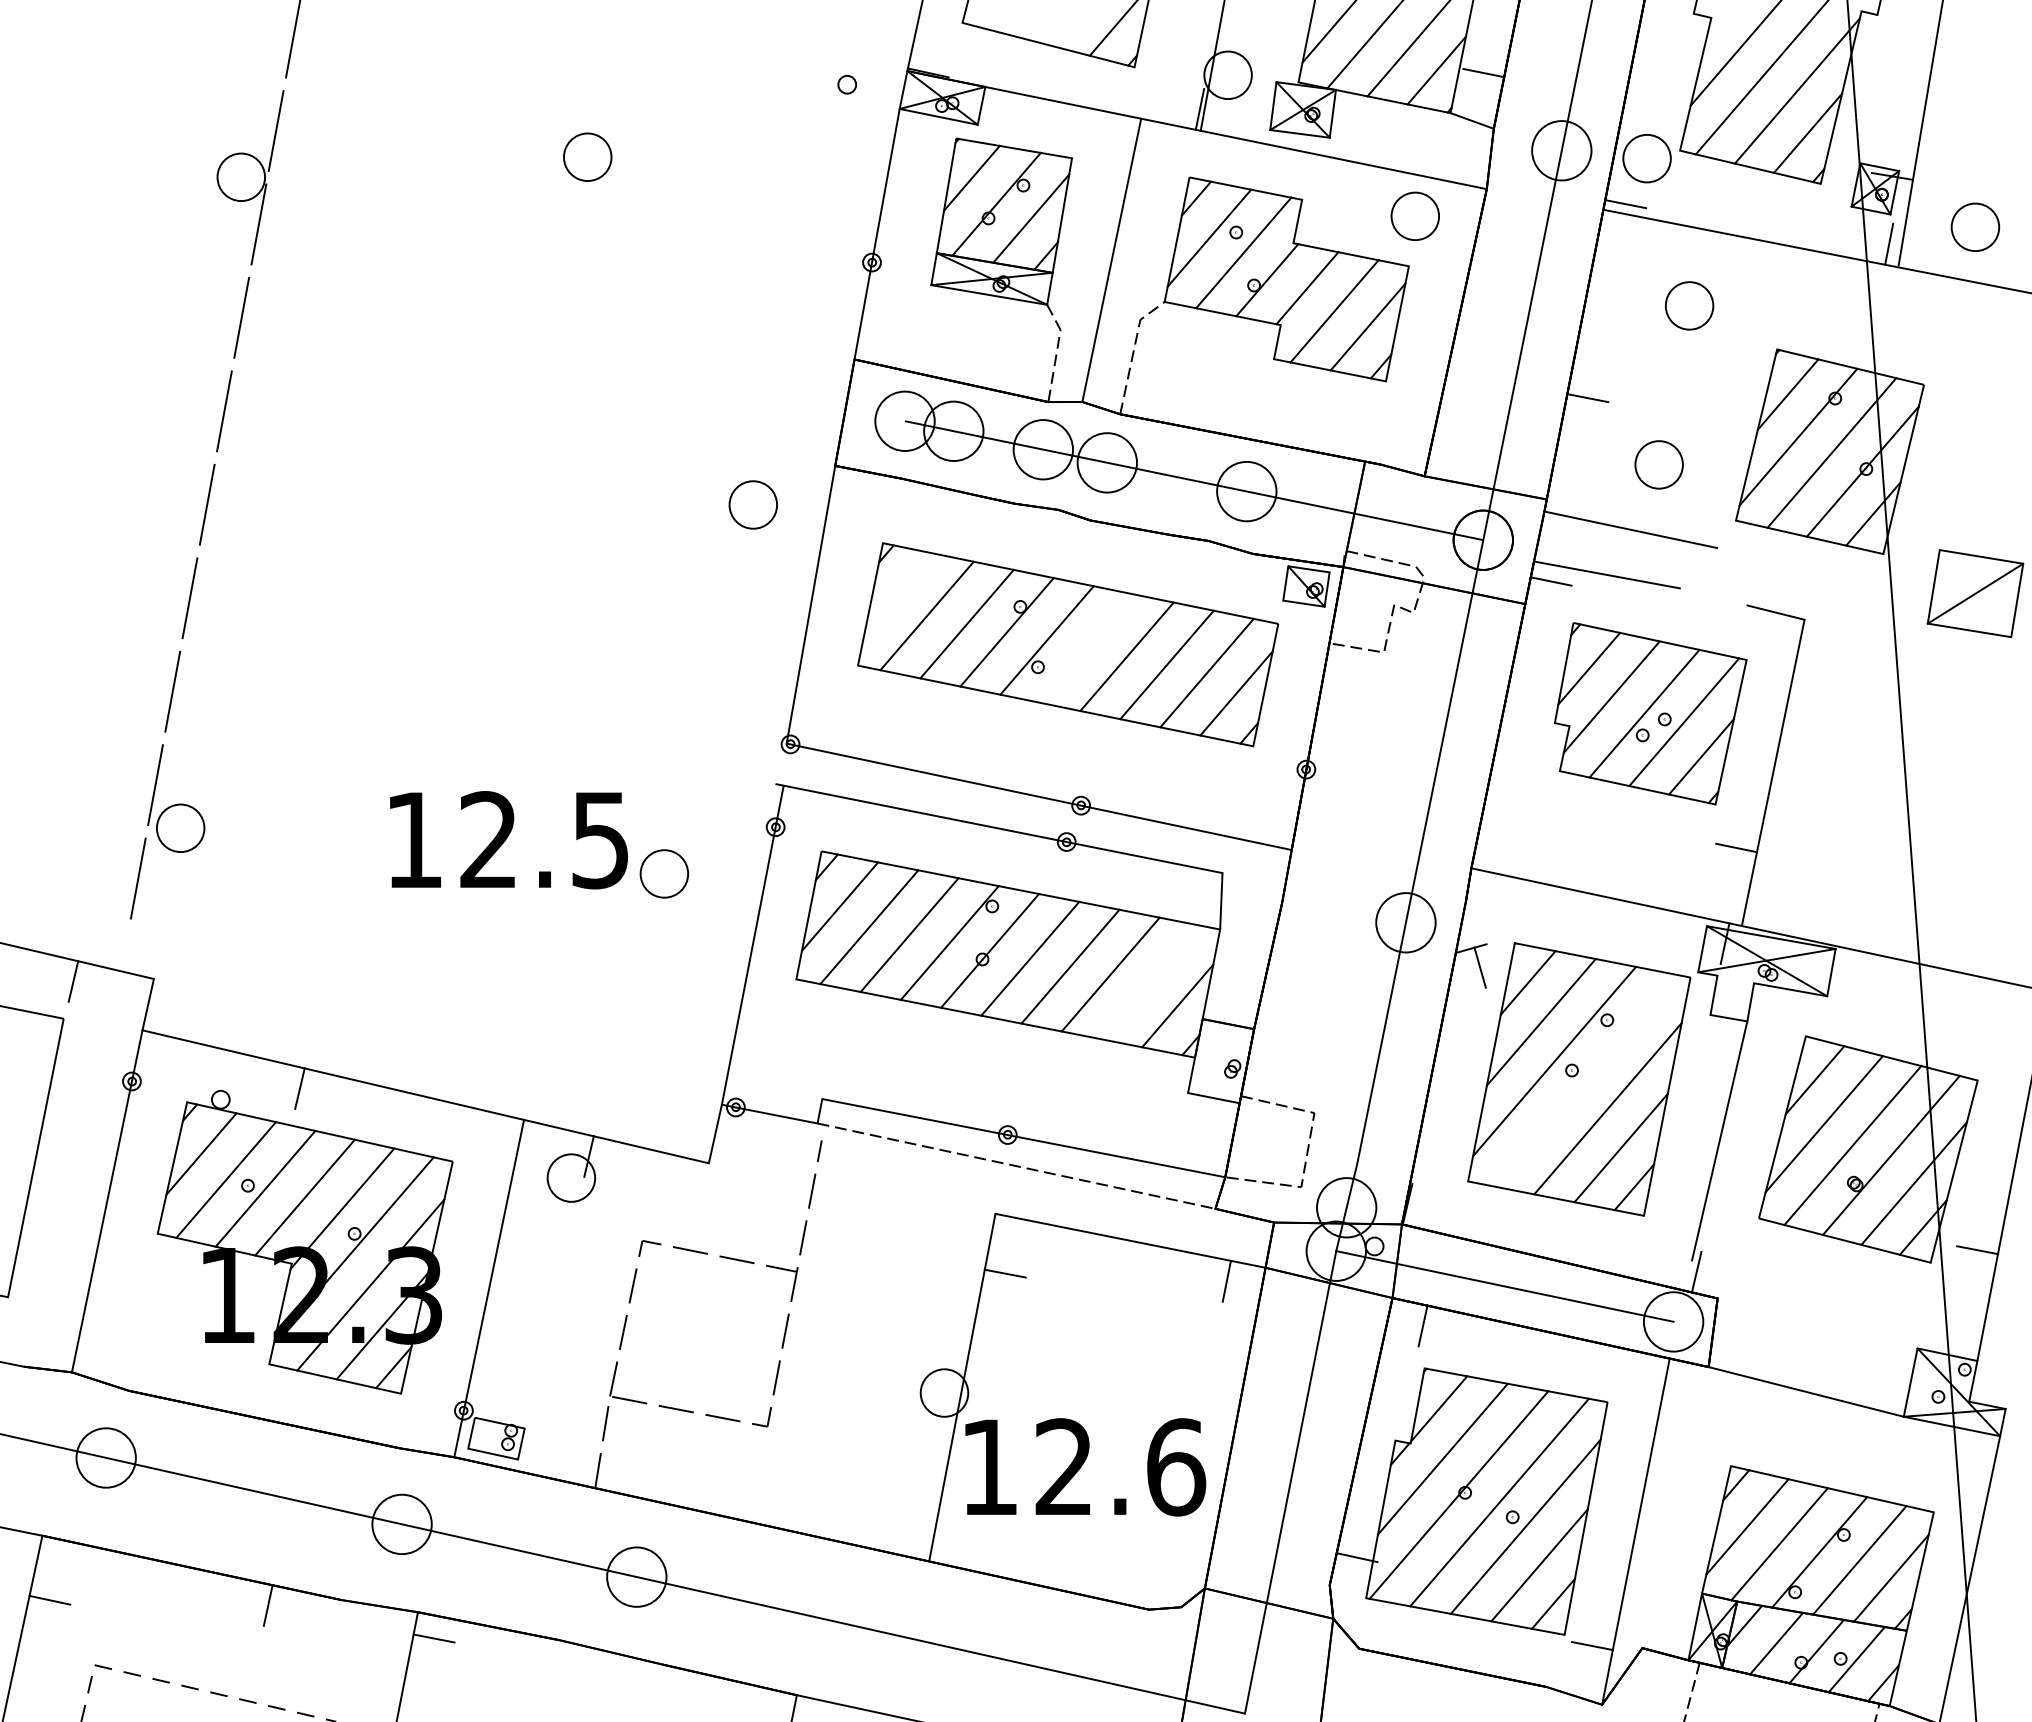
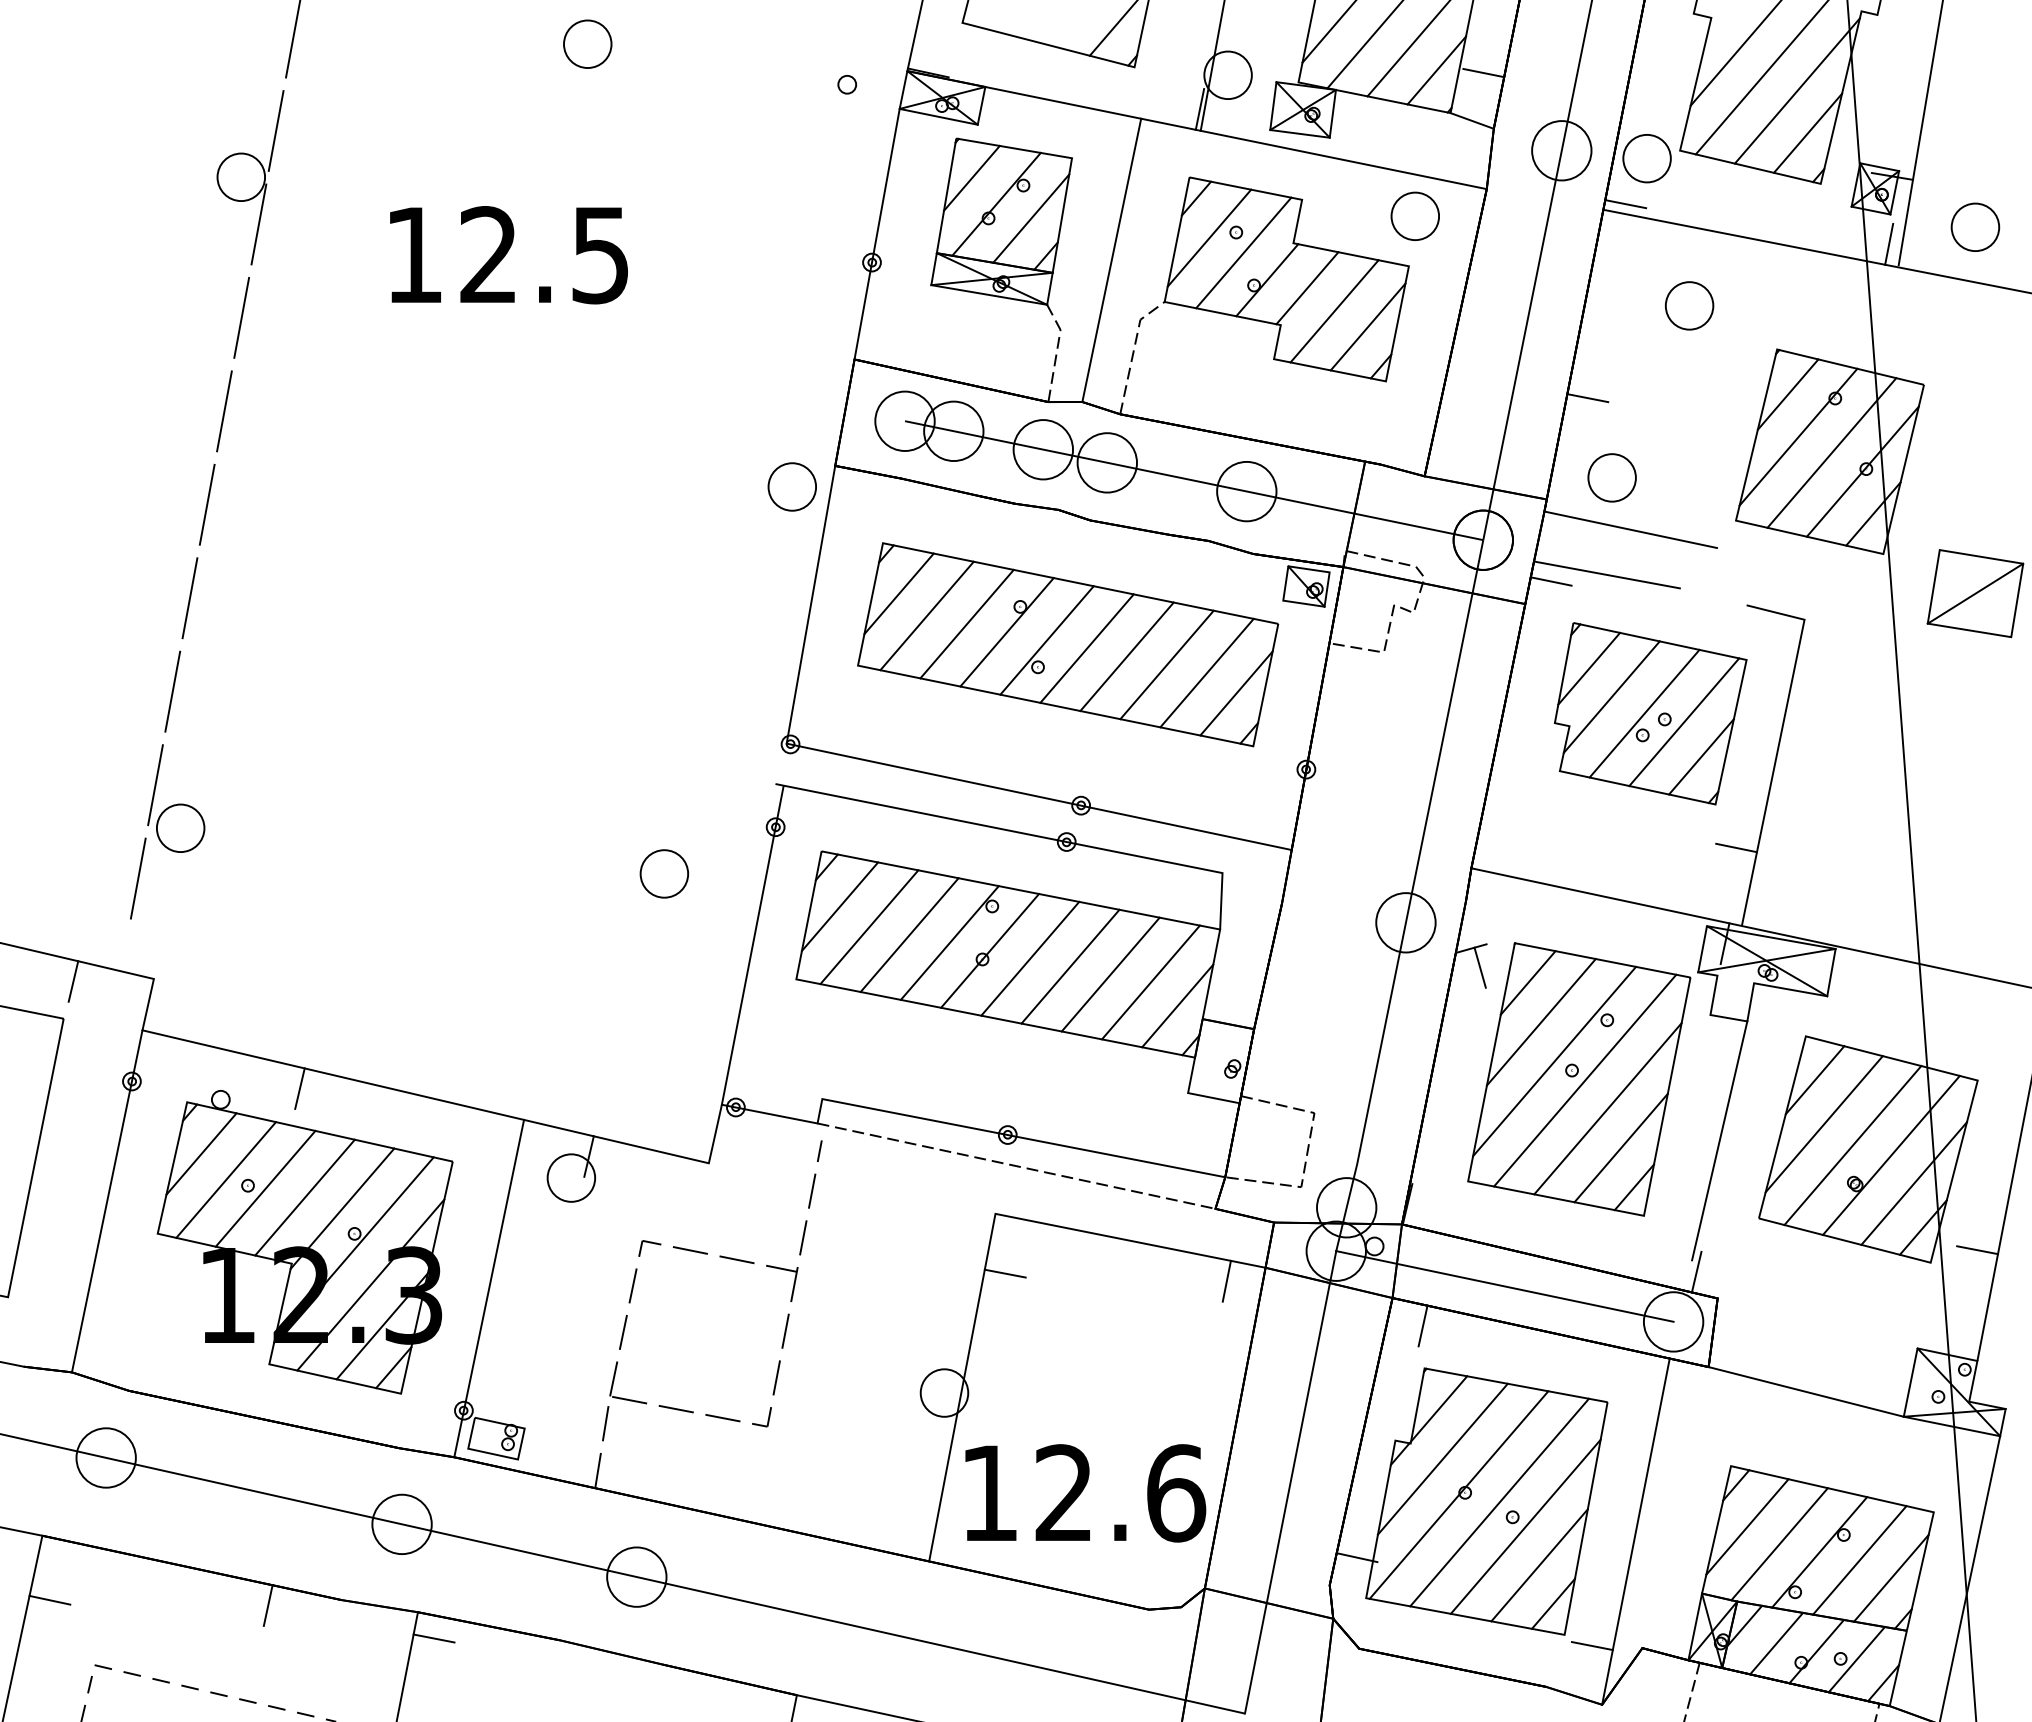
part position: (587, 156) -> (587, 43) (587, 43)
part position: (1658, 464) -> (1611, 477) (1611, 477)
part position: (752, 504) -> (791, 486) (791, 486)
line: none -> present (898, 593)
line: none -> present (1086, 648)
text position: (508, 840) -> (508, 255) (508, 255)
line: none -> present (1150, 982)
line: none -> present (1585, 1080)
text position: (1085, 1467) -> (1085, 1493) (1085, 1493)
